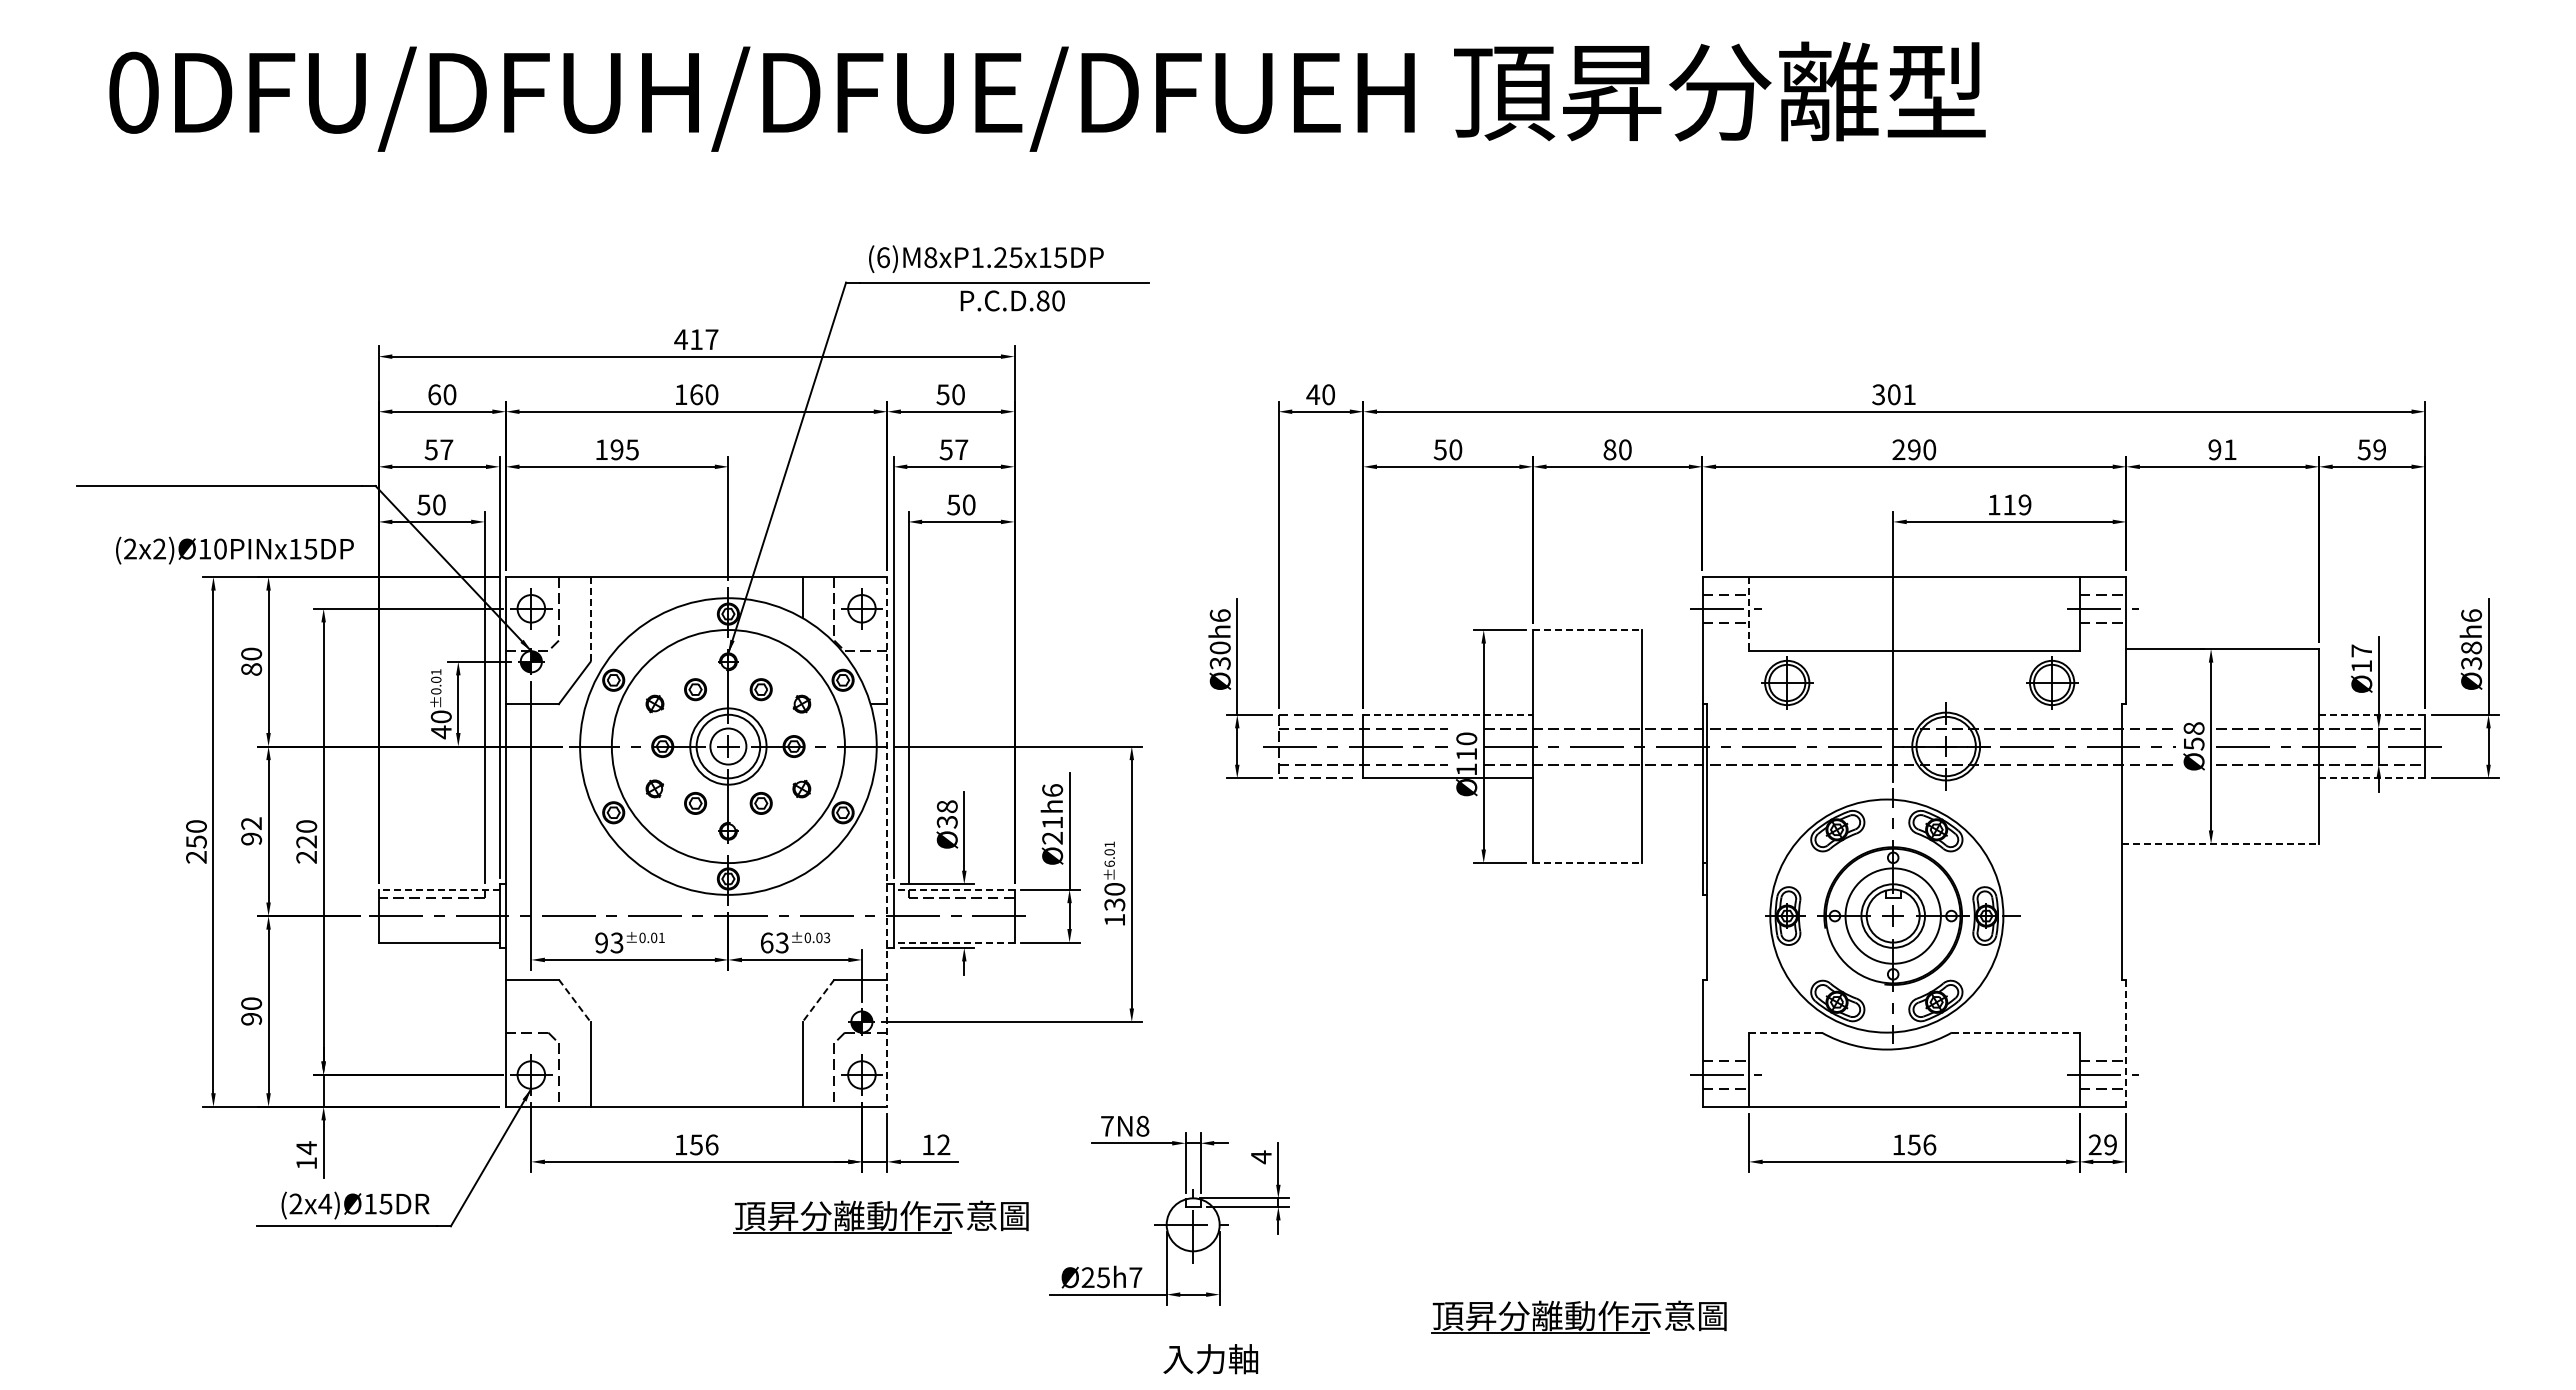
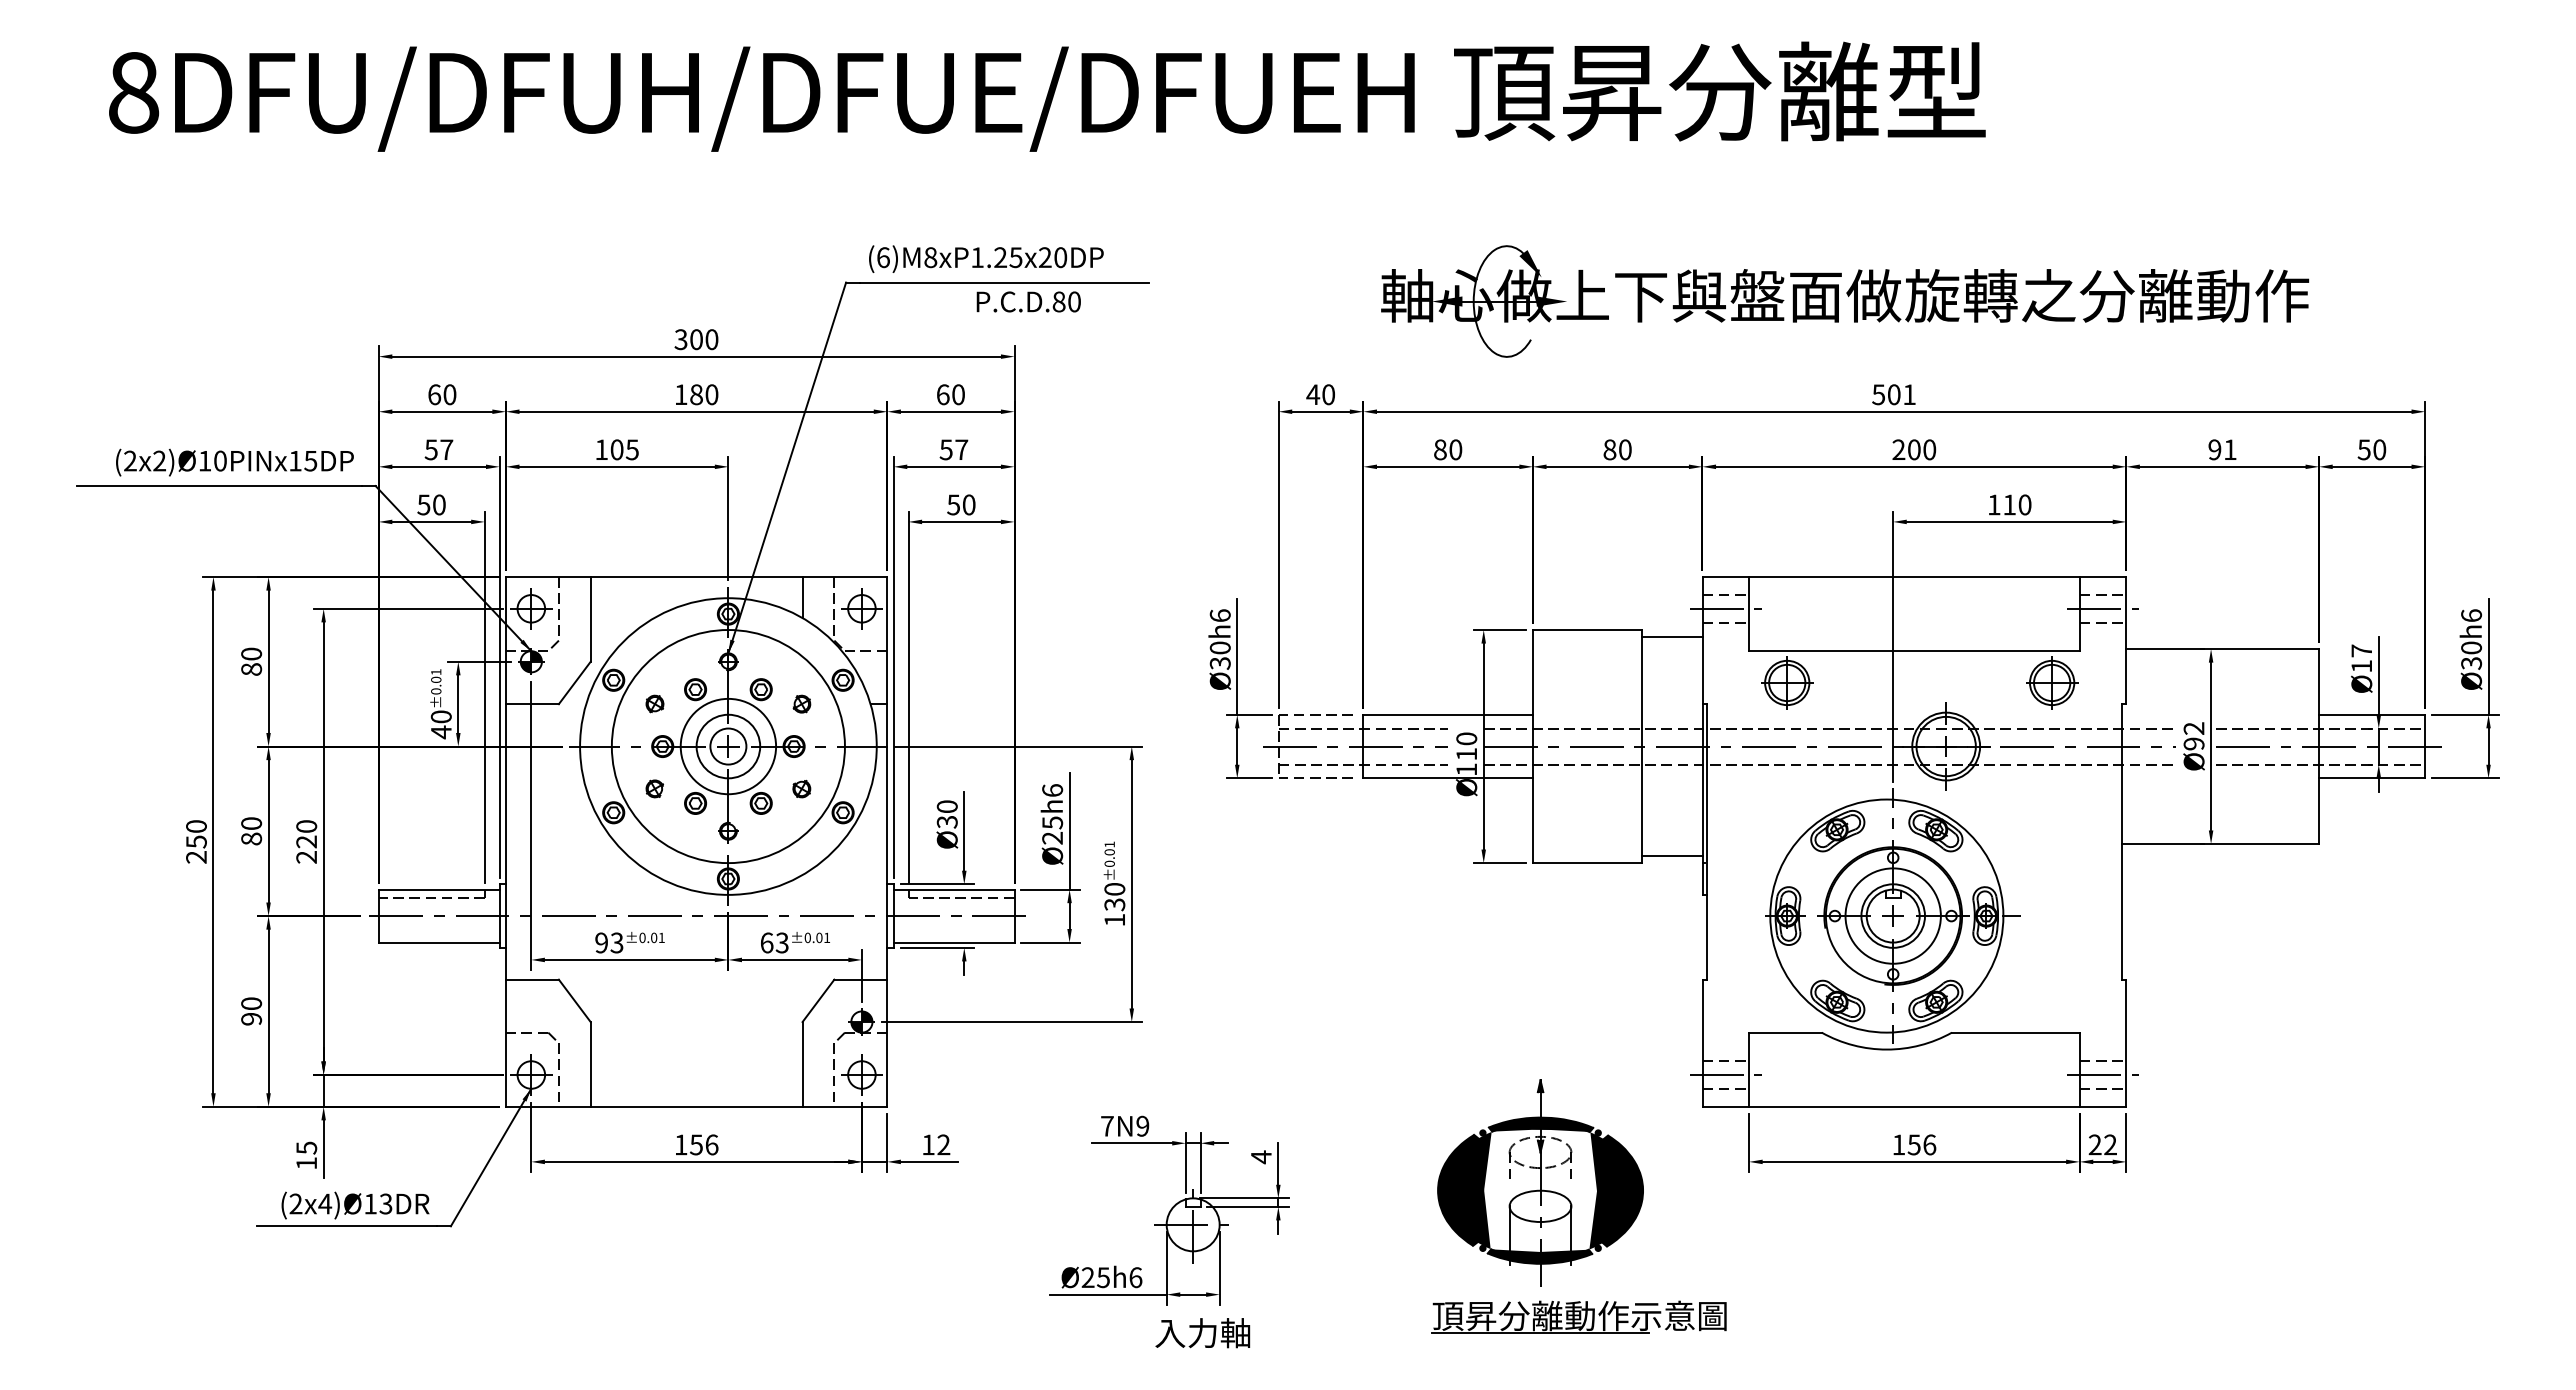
text: 0DFU/DFUH/DFUE/DFUEH -> 8DFU/DFUH/DFUE/DFUEH (134, 92)
text: (6)M8xP1.25x15DP -> (6)M8xP1.25x20DP (1053, 257)
text position: (1012, 300) -> (1028, 301) (1028, 301)
part: none -> present (1845, 301)
text: 417 -> 300 (696, 339)
text: 160 -> 180 (696, 394)
text: 50 -> 60 (942, 394)
text: 301 -> 501 (1878, 394)
text: 195 -> 105 (616, 449)
text: 50 -> 80 (1439, 449)
text: 290 -> 200 (1914, 449)
text: 59 -> 50 (2379, 449)
text: 119 -> 110 (2024, 504)
text position: (234, 550) -> (234, 462) (234, 462)
line: dashed -> solid (1749, 614)
line: dashed -> solid (590, 619)
line: dashed -> solid (1587, 630)
line: none -> present (1672, 637)
text: Ø38h6 -> Ø30h6 (2471, 647)
line: dashed -> solid (1448, 714)
line: dashed -> solid (2372, 714)
text: Ø58 -> Ø92 (2193, 736)
circle diameter: 76 px -> 95 px (728, 746)
line: dashed -> solid (2372, 778)
text: Ø38 -> Ø30 (947, 806)
text: Ø21h6 -> Ø25h6 (1052, 822)
text: 92 -> 80 (251, 831)
line: dashed -> solid (887, 841)
line: dashed -> solid (2220, 844)
line: none -> present (1672, 855)
text: ±6.01 -> ±0.01 (1109, 863)
line: dashed -> solid (1587, 863)
line: dashed -> solid (438, 889)
line: dashed -> solid (953, 889)
text: ±0.03 -> ±0.01 (827, 937)
line: dashed -> solid (953, 942)
line: dashed -> solid (575, 1001)
line: dashed -> solid (818, 1001)
line: dashed -> solid (1785, 1032)
line: dashed -> solid (2015, 1032)
line: dashed -> solid (2126, 1043)
text: 7N8 -> 7N9 (1142, 1125)
text: 29 -> 22 (2110, 1144)
text: 14 -> 15 (306, 1148)
part: none -> present (1540, 1182)
text: (2x4)Ø15DR -> (2x4)Ø13DR (386, 1203)
part: present -> none (880, 1216)
text: Ø25h7 -> Ø25h6 (1135, 1277)
text position: (1210, 1359) -> (1202, 1333) (1202, 1333)
